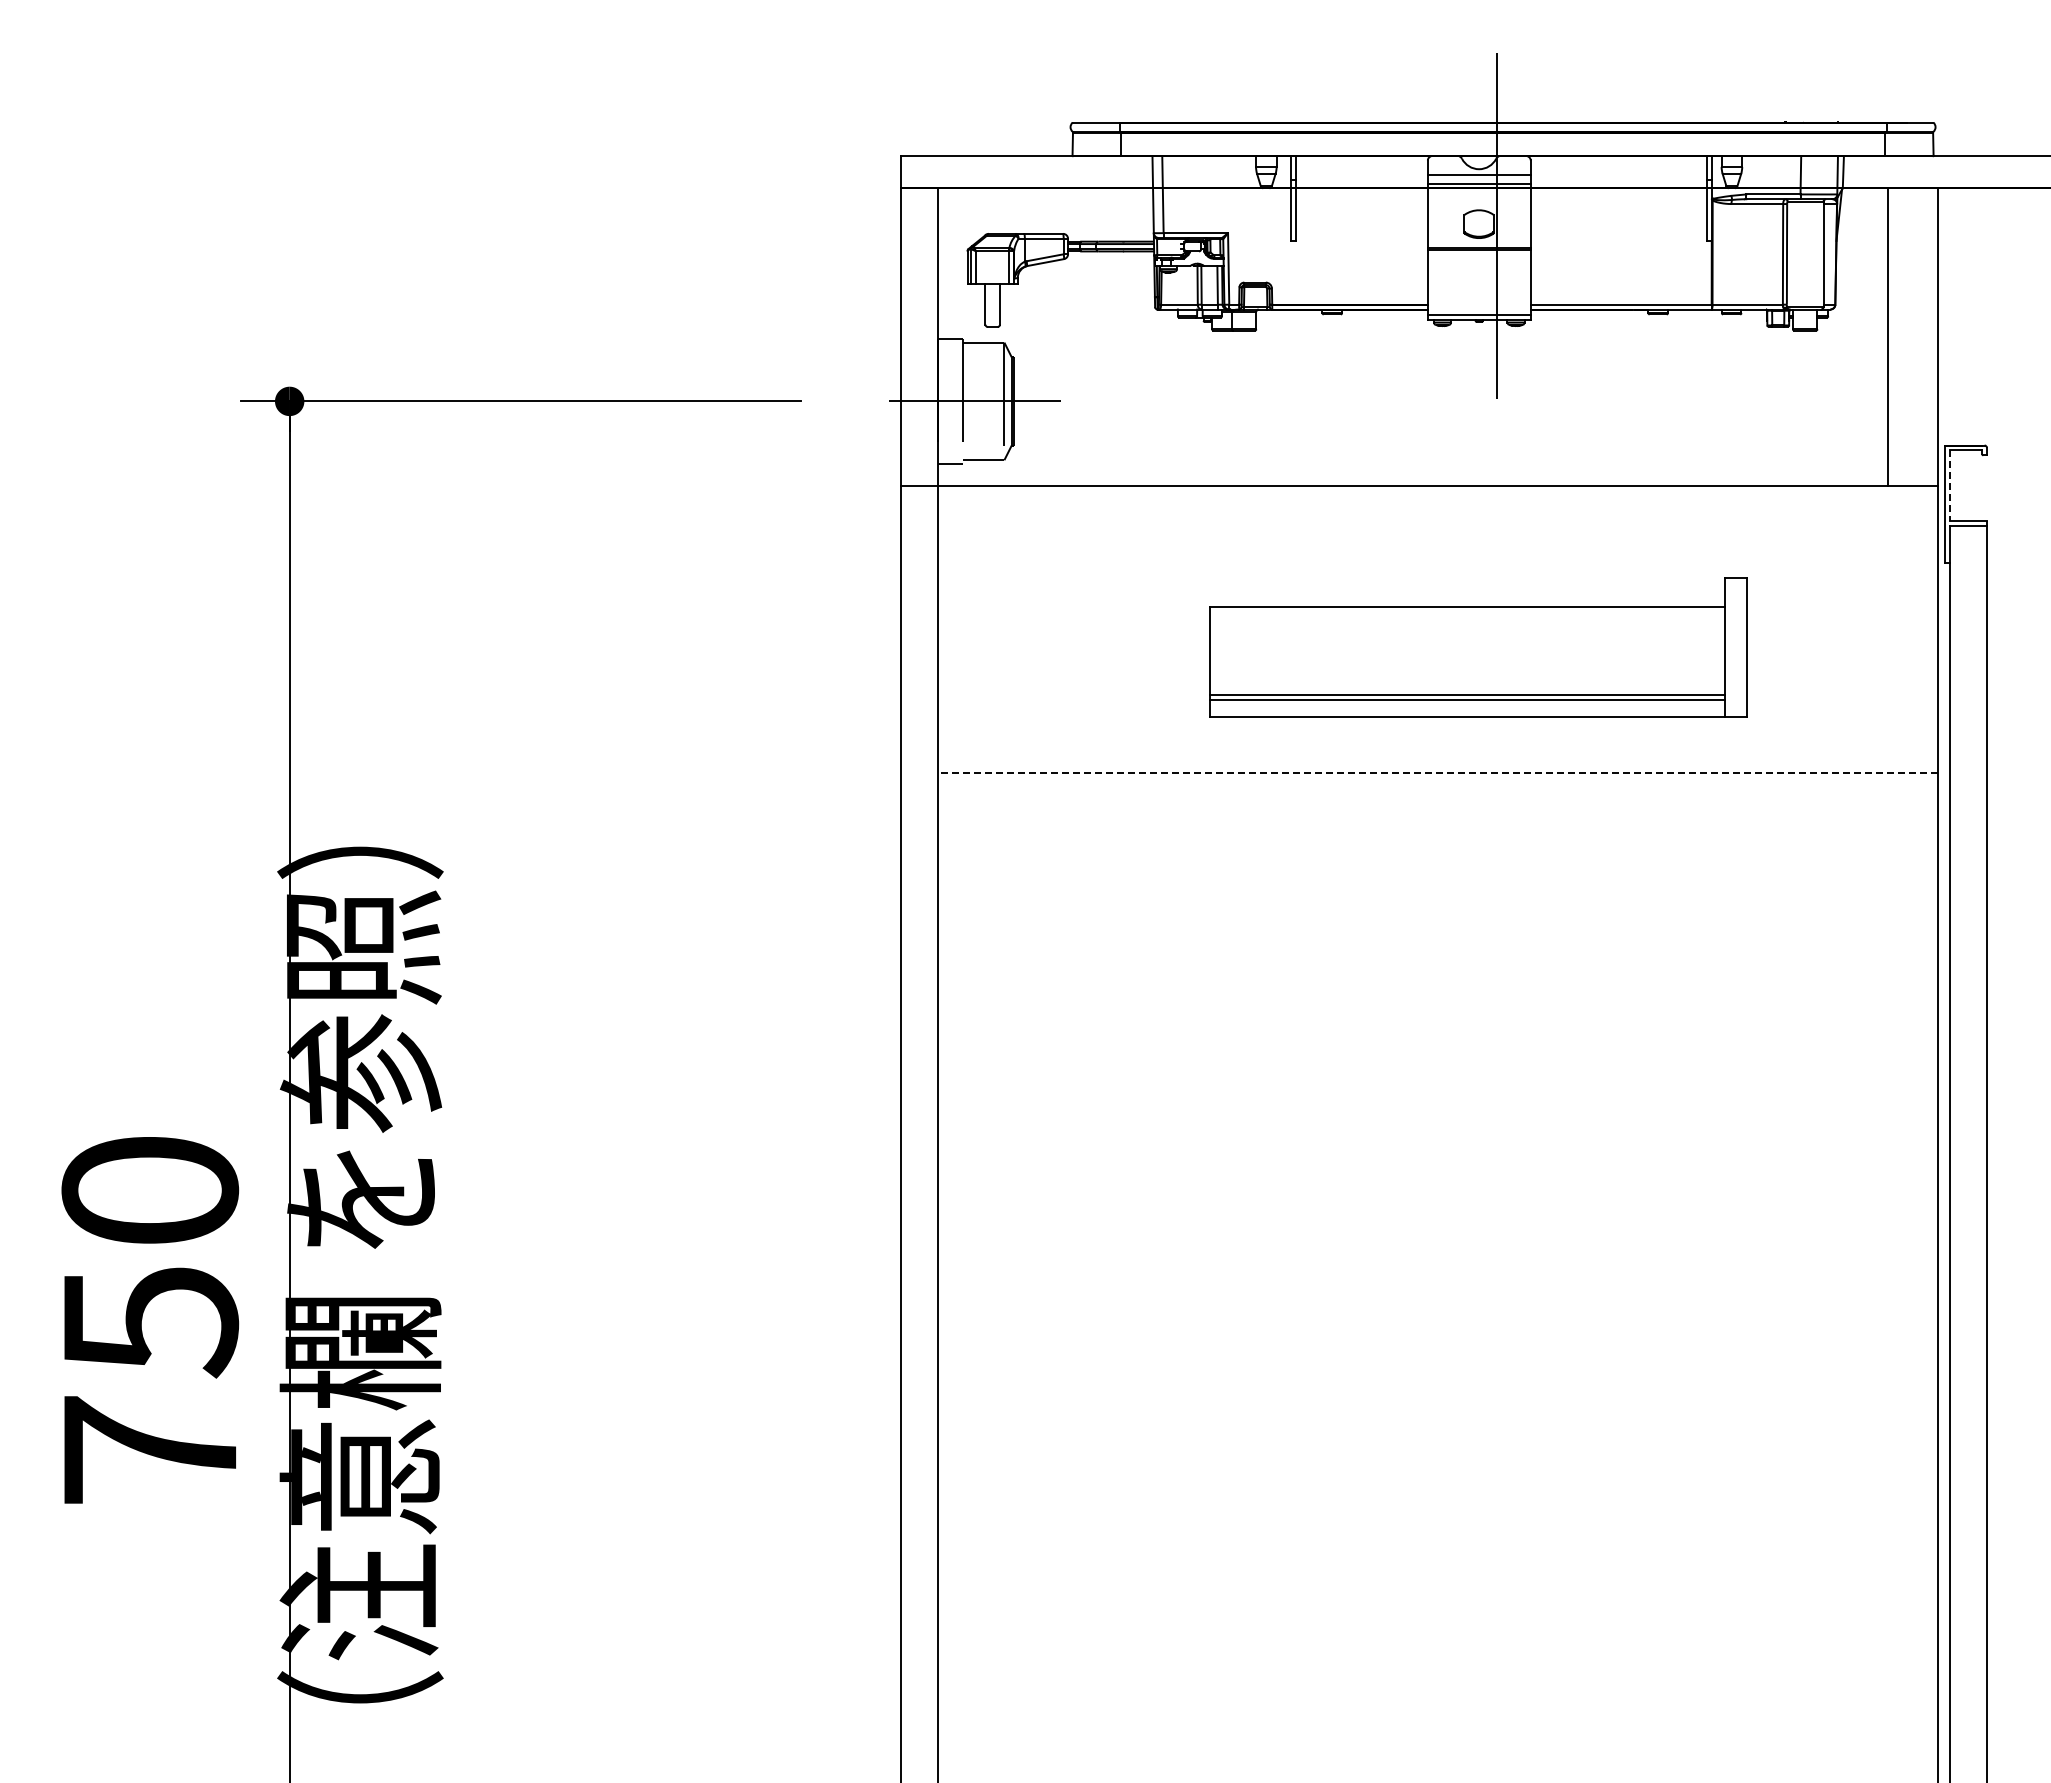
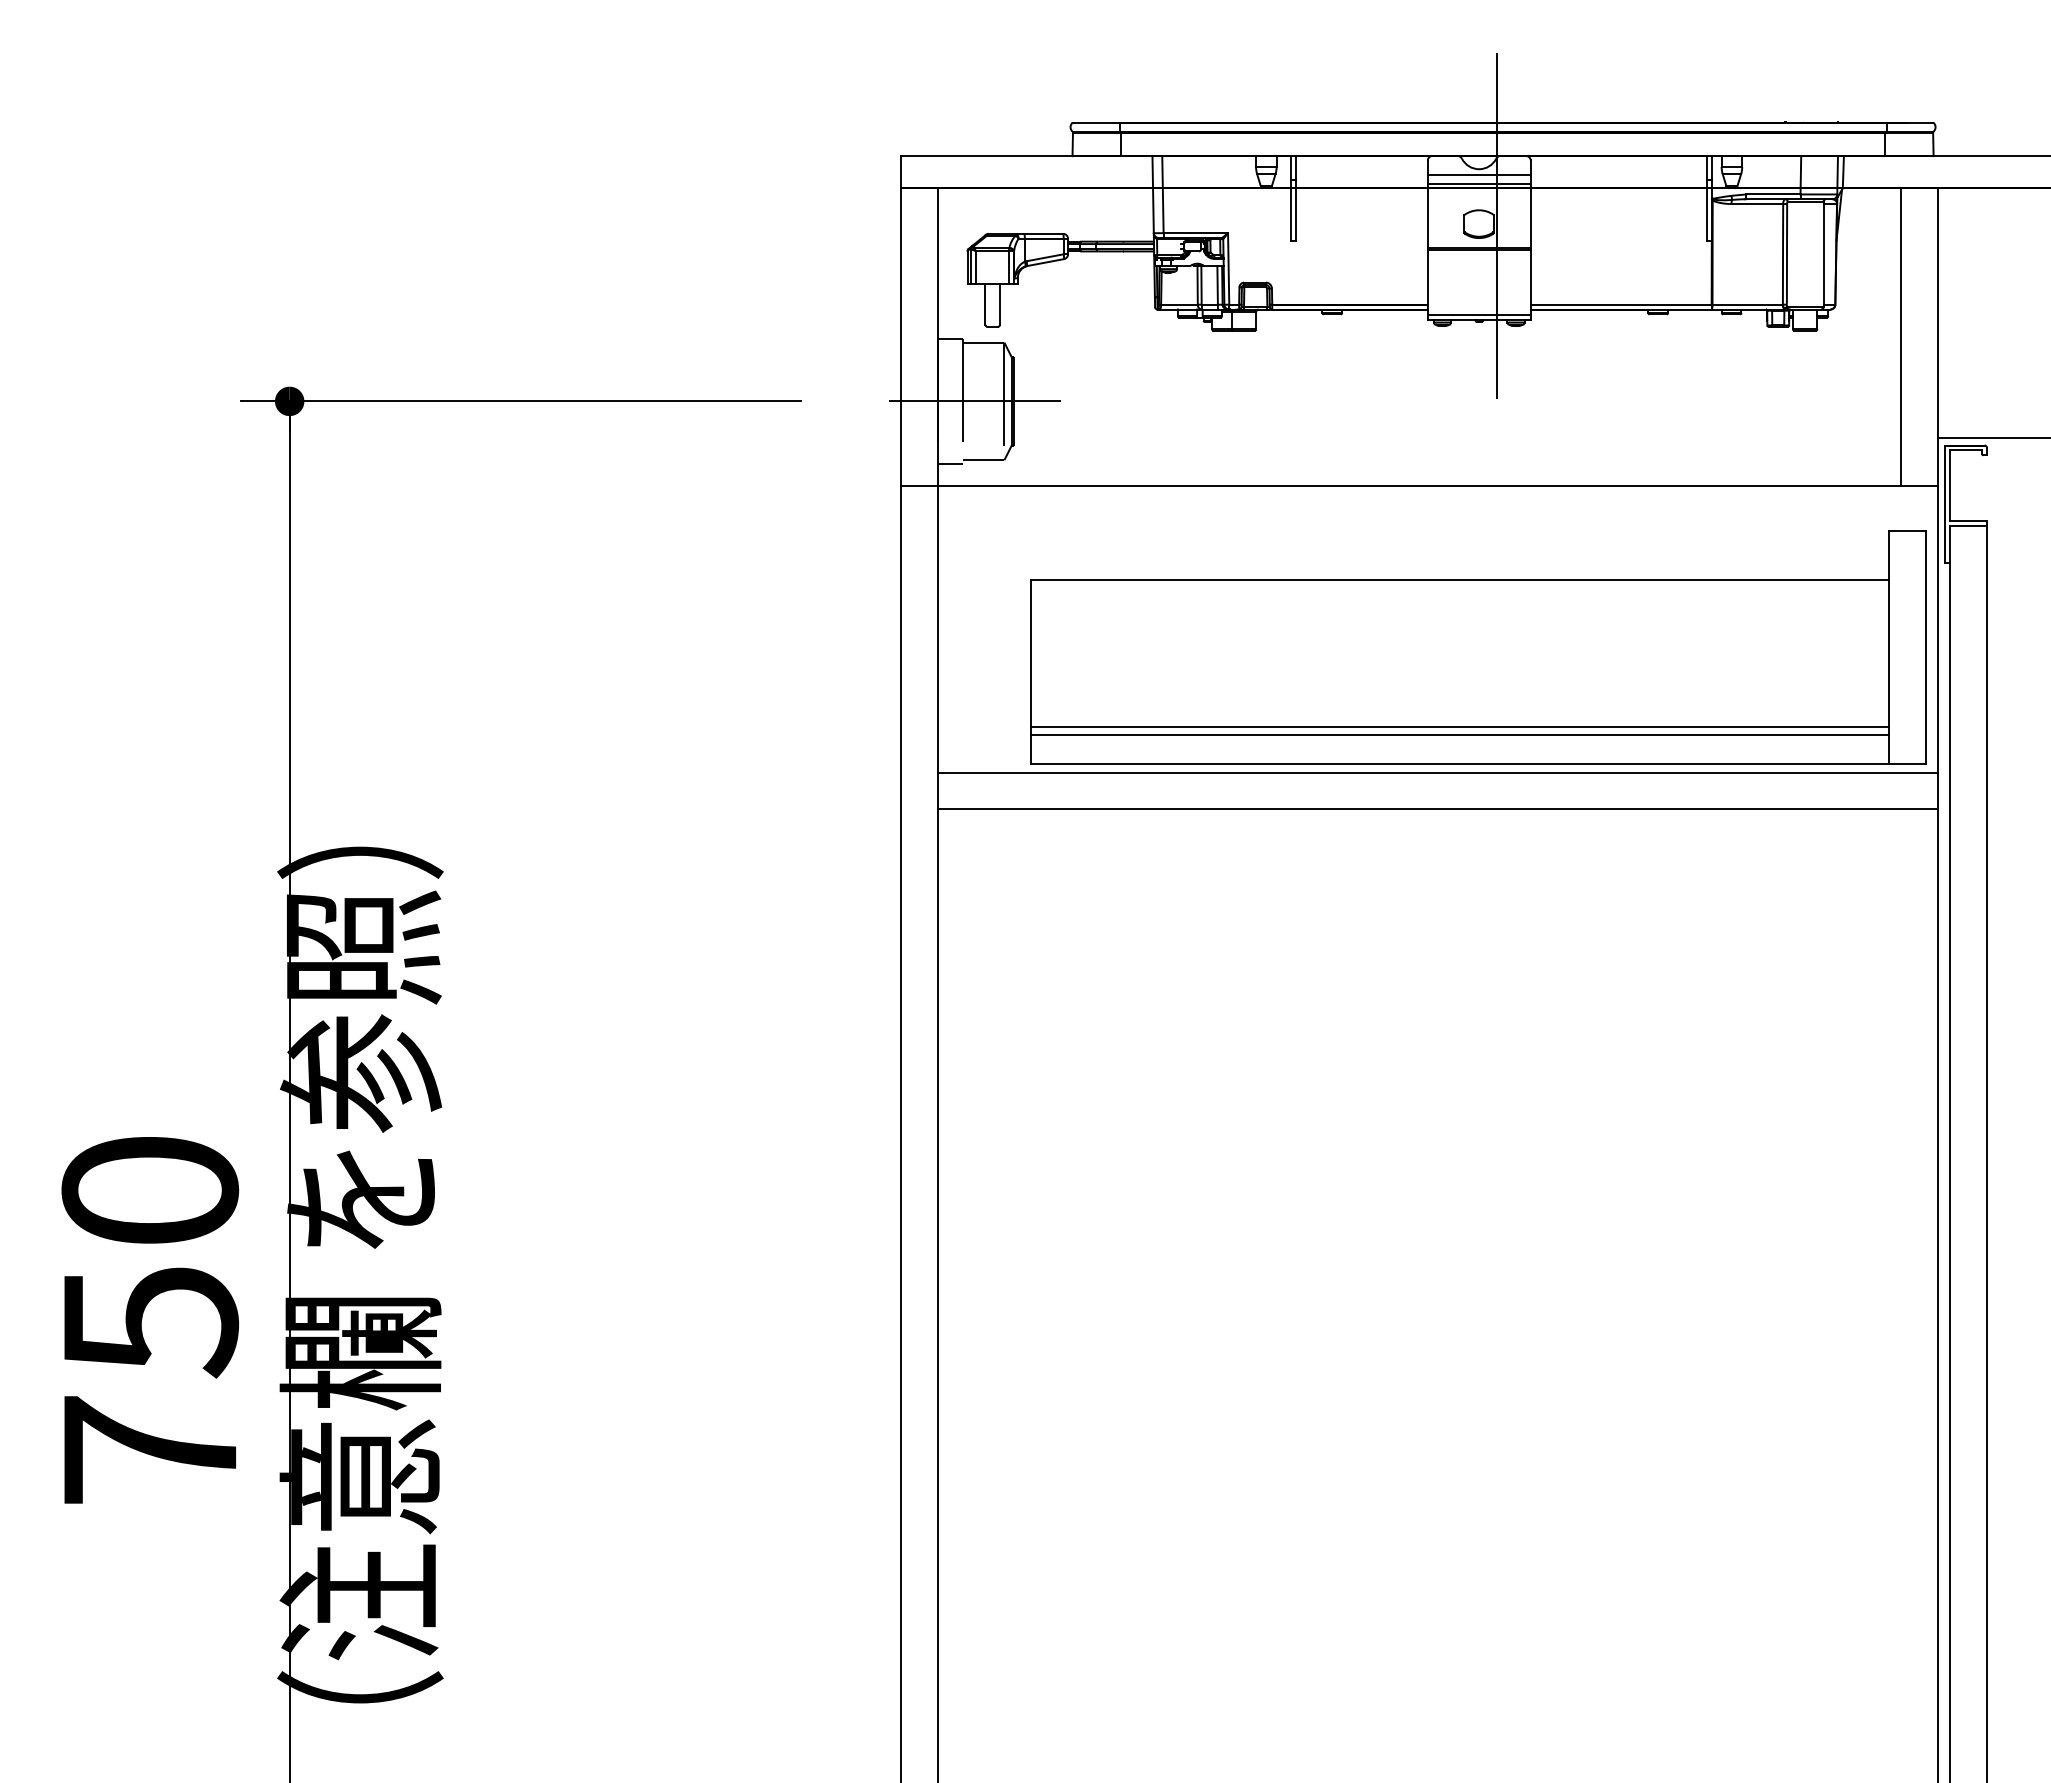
line position: (1888, 336) -> (1901, 336) (1901, 336)
line: none -> present (1992, 438)
line: dashed -> solid (1950, 485)
part size: 539x141 px -> 897x235 px (1478, 647)
line: dashed -> solid (1438, 772)
line: none -> present (1438, 809)
